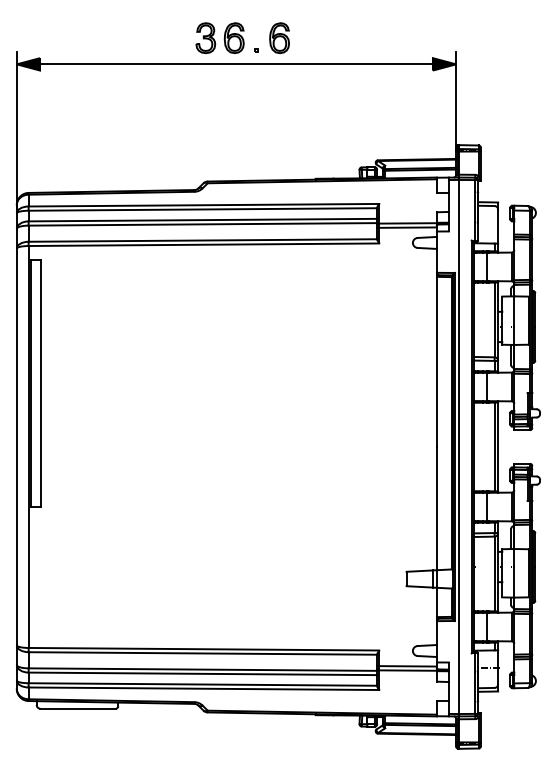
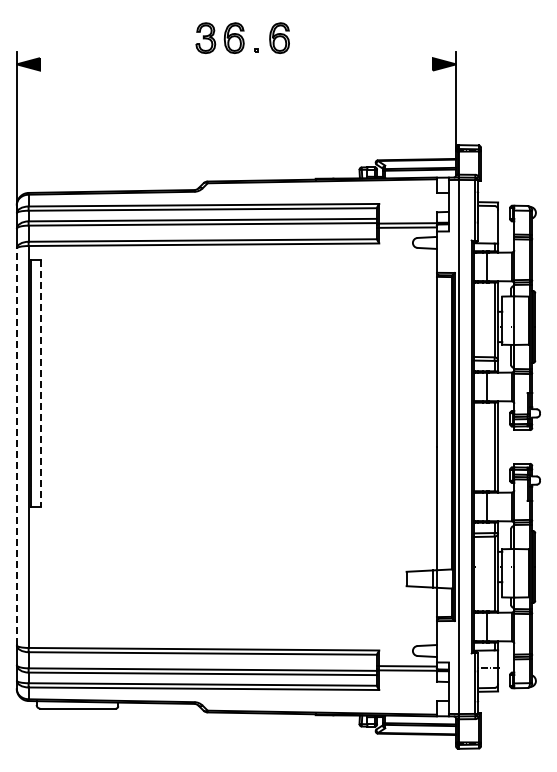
line: present -> none (236, 64)
line: solid -> dashed (40, 383)
line: solid -> dashed (16, 446)
